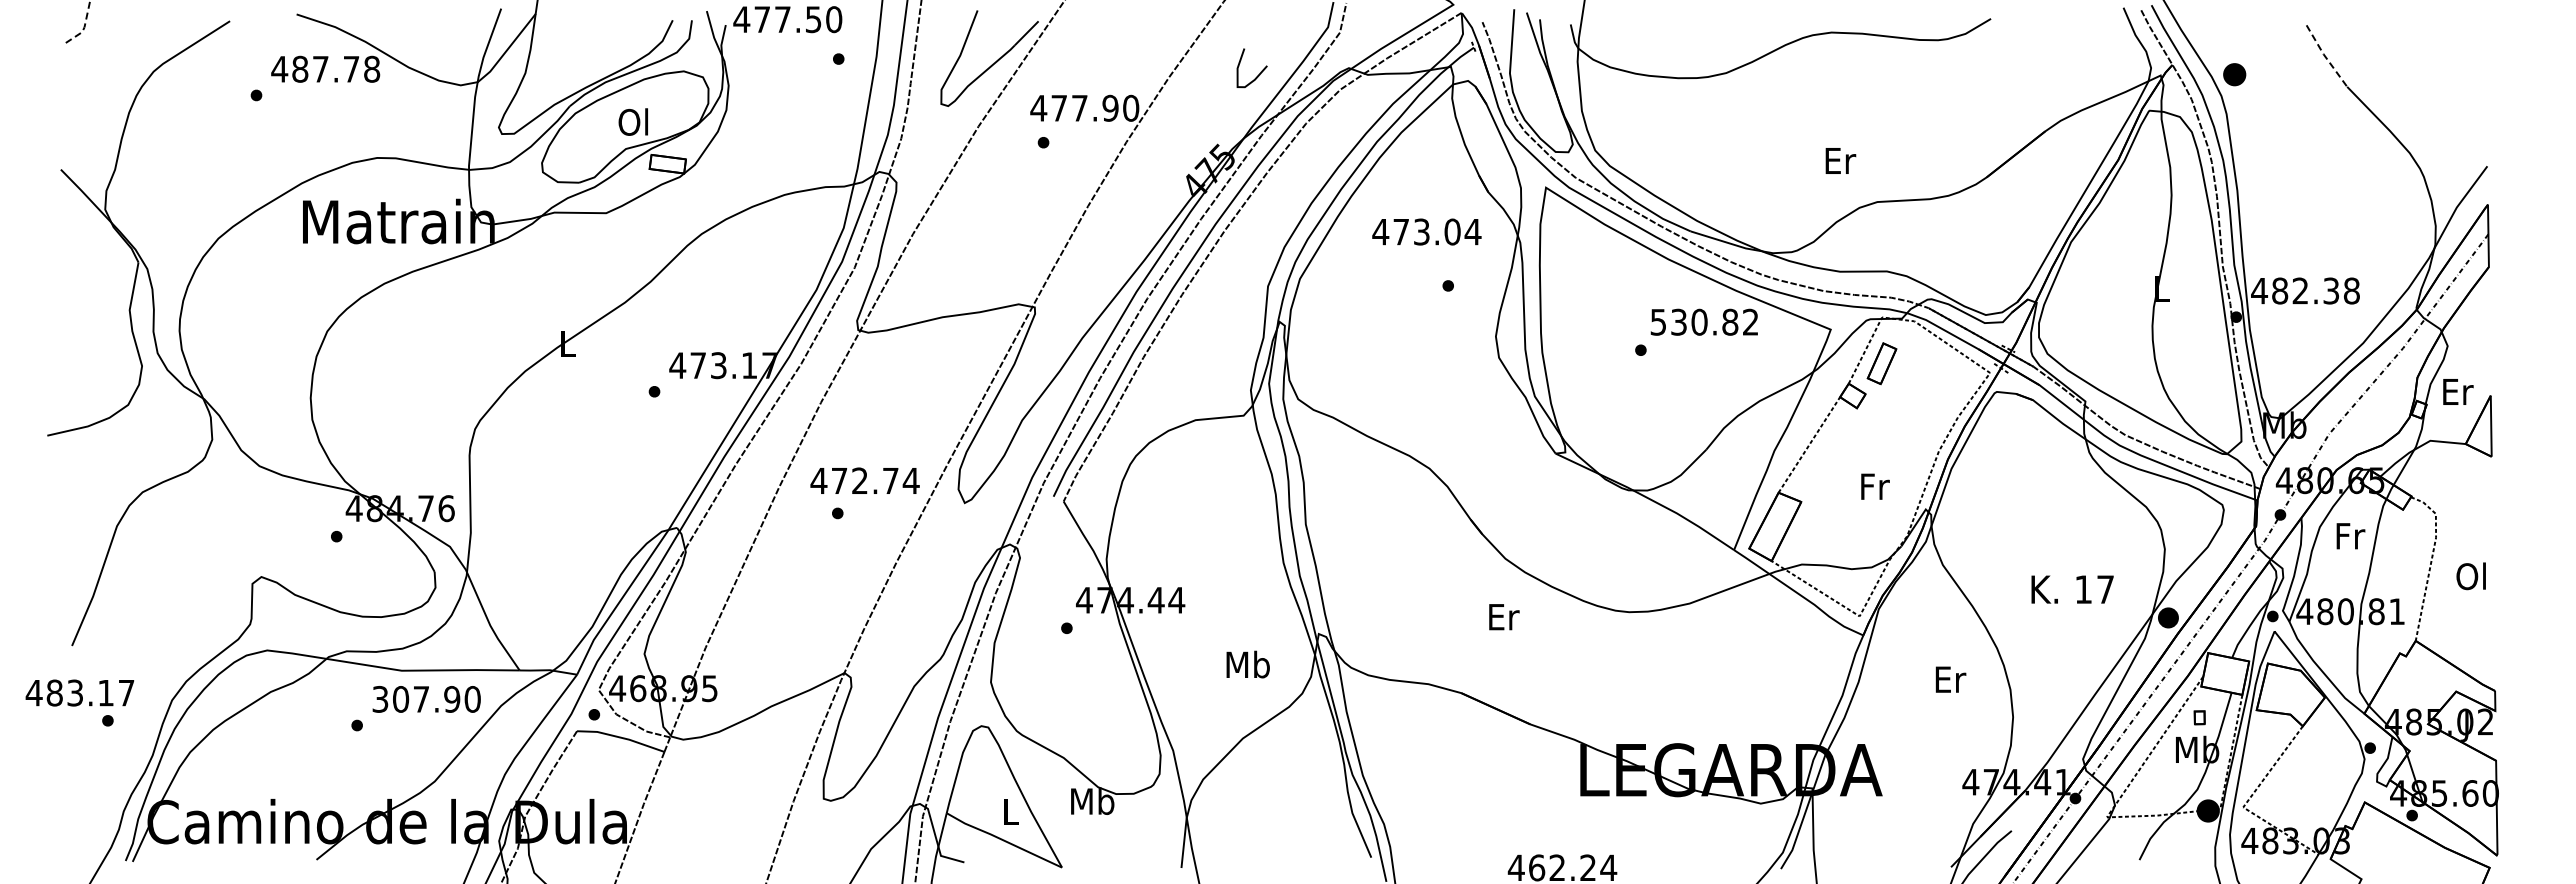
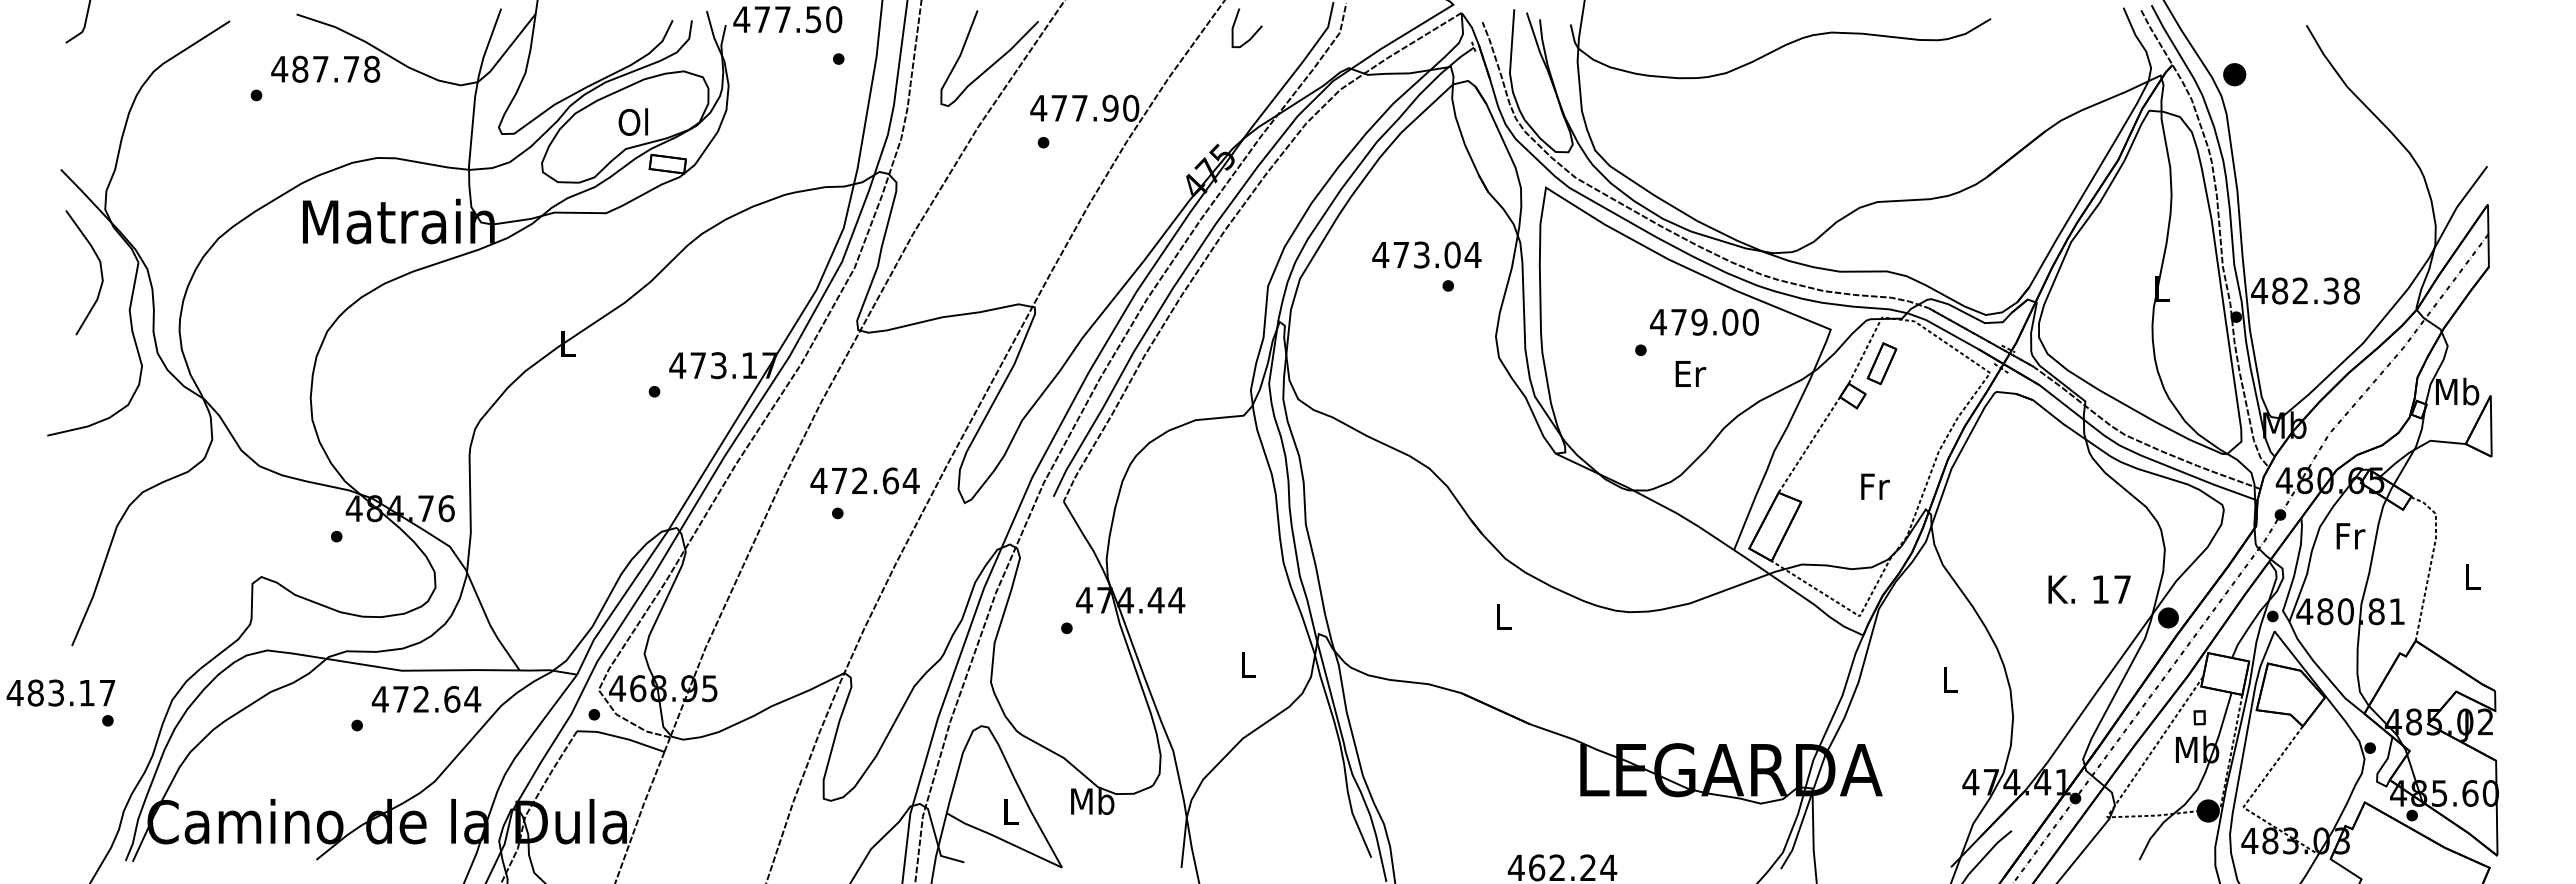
line: dashed -> solid (84, 27)
line: dashed -> solid (2325, 56)
curve position: (1258, 74) -> (1253, 34) (1253, 34)
text position: (1840, 160) -> (1690, 373) (1690, 373)
text position: (1426, 231) -> (1426, 254) (1426, 254)
curve: none -> present (100, 272)
text: 530.82 -> 479.00 (1704, 321)
text: Er -> Mb (2457, 391)
text: 472.74 -> 472.64 (890, 480)
text: Ol -> L (2470, 576)
text position: (2072, 589) -> (2089, 589) (2089, 589)
text: Er -> L (1504, 617)
text: Mb -> L (1247, 664)
text: Er -> L (1950, 679)
text position: (79, 692) -> (60, 692) (60, 692)
text: 307.90 -> 472.64 (426, 698)
